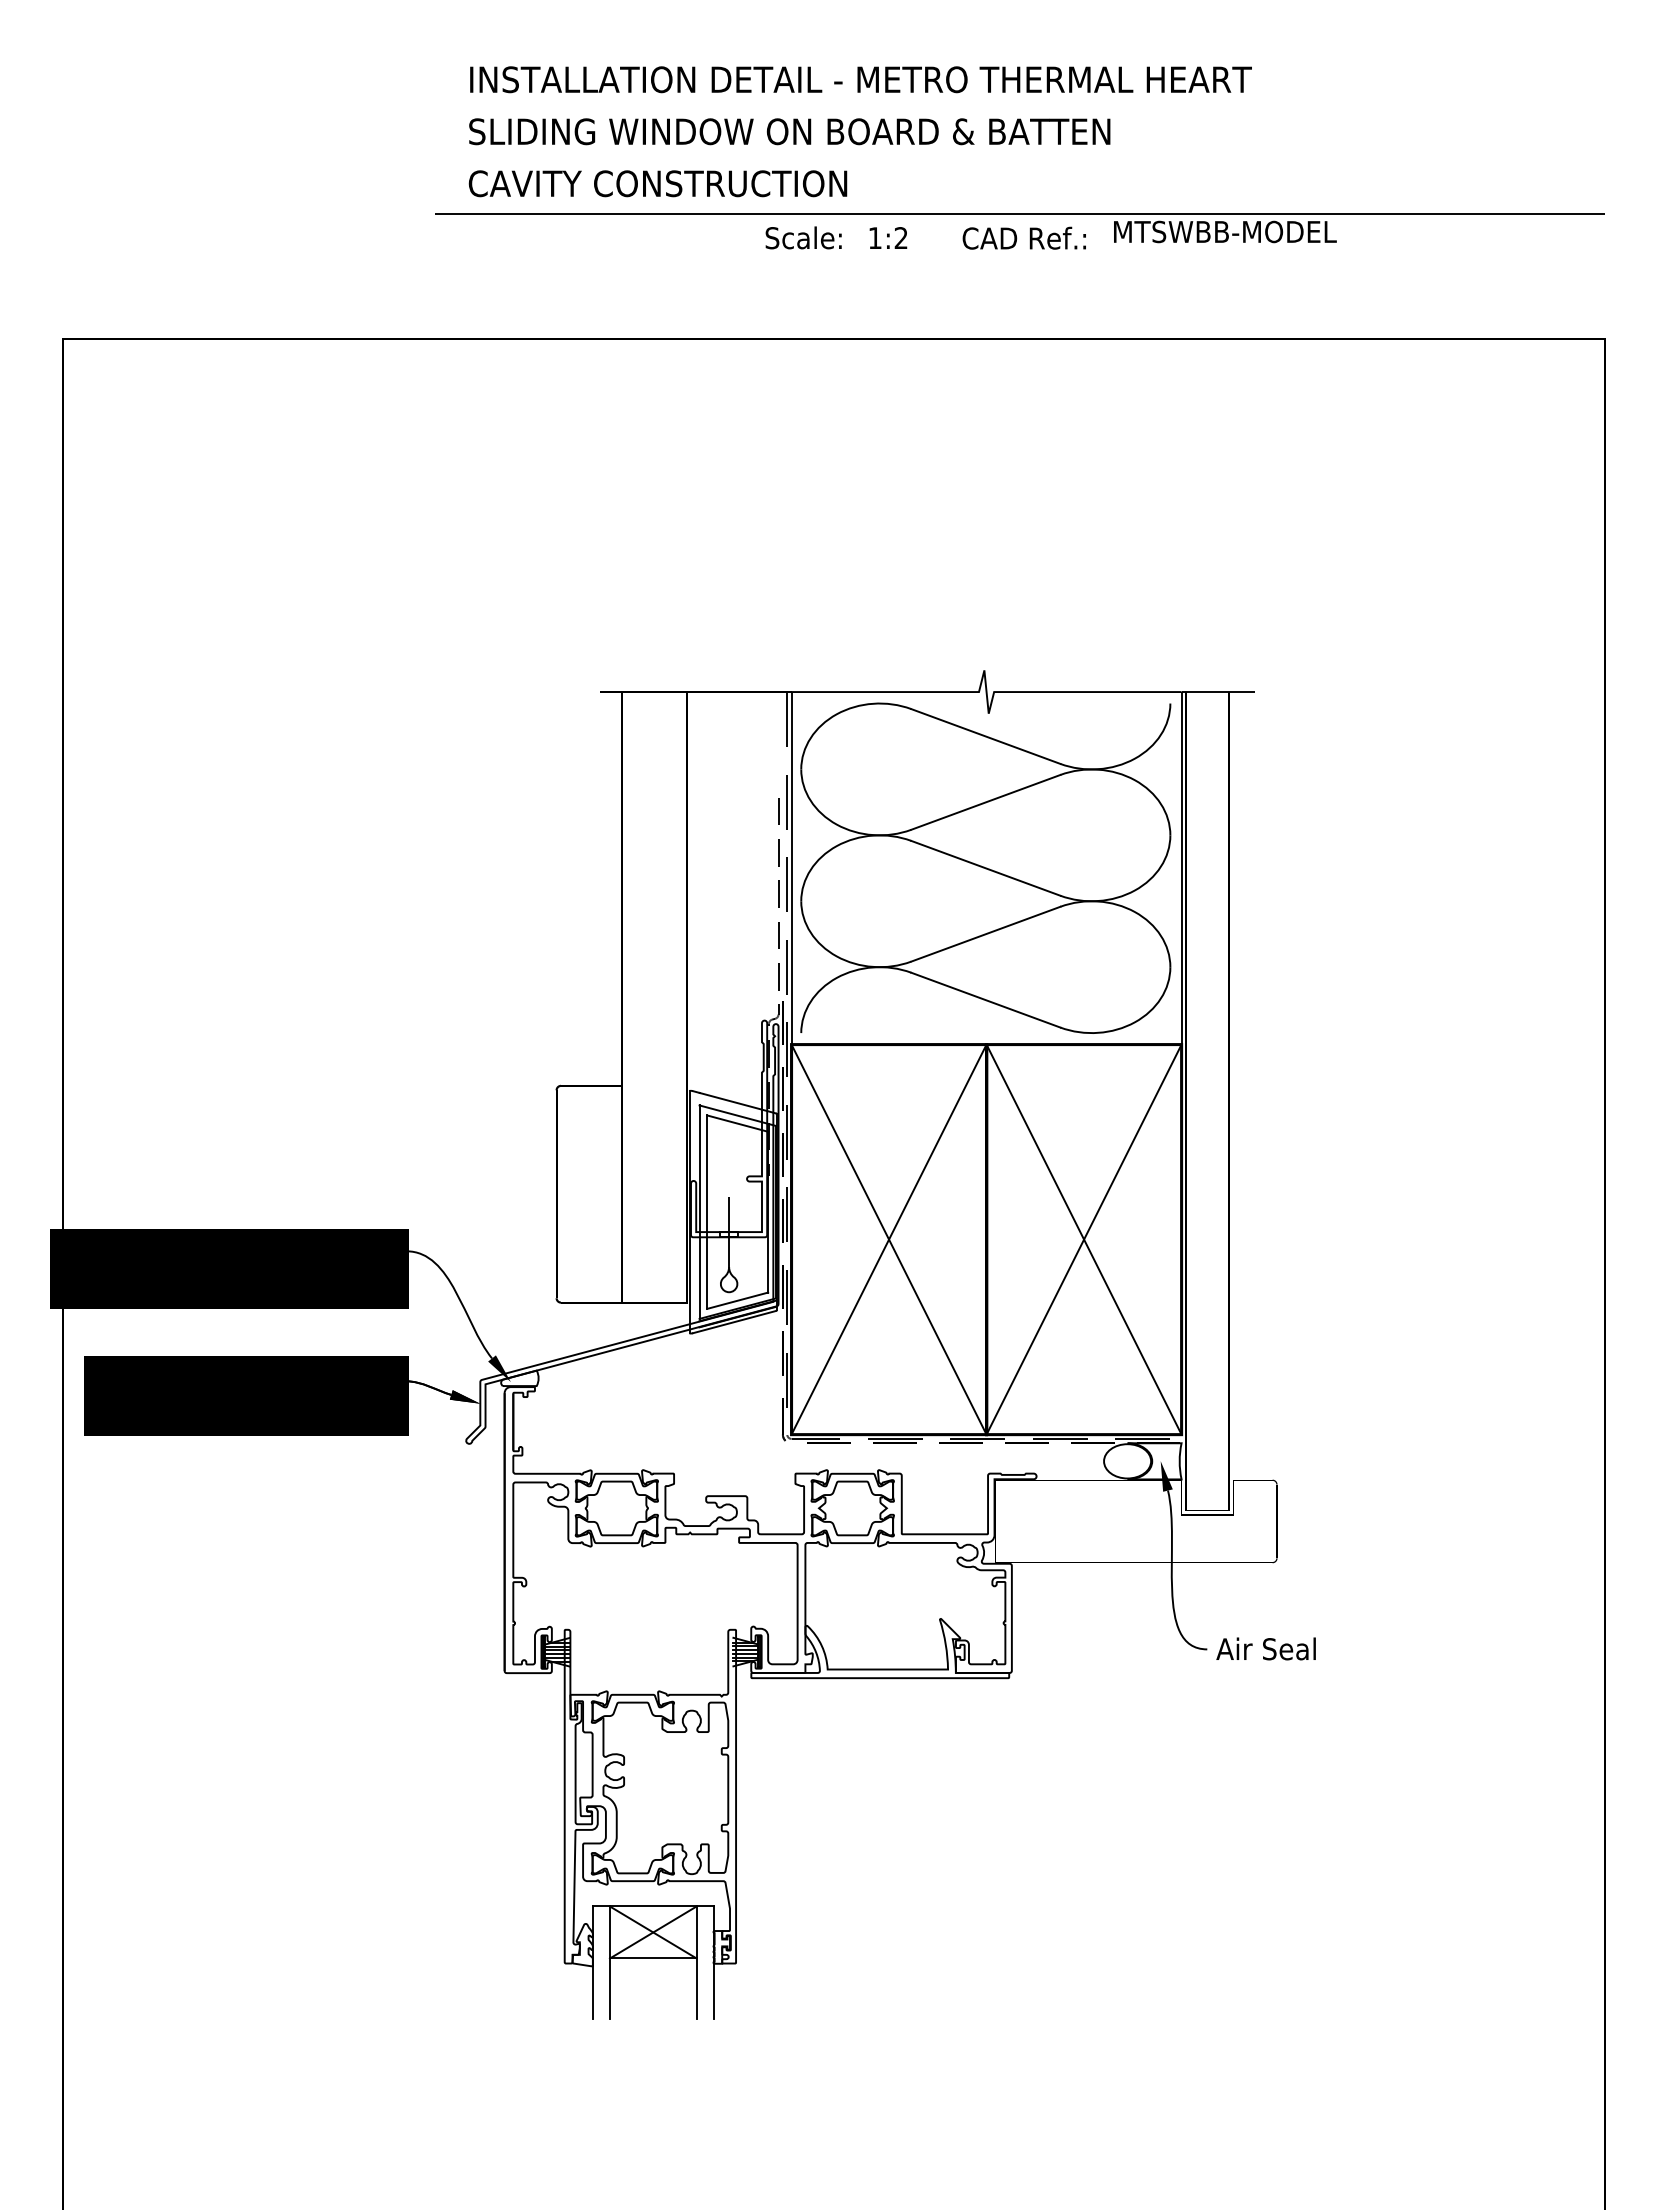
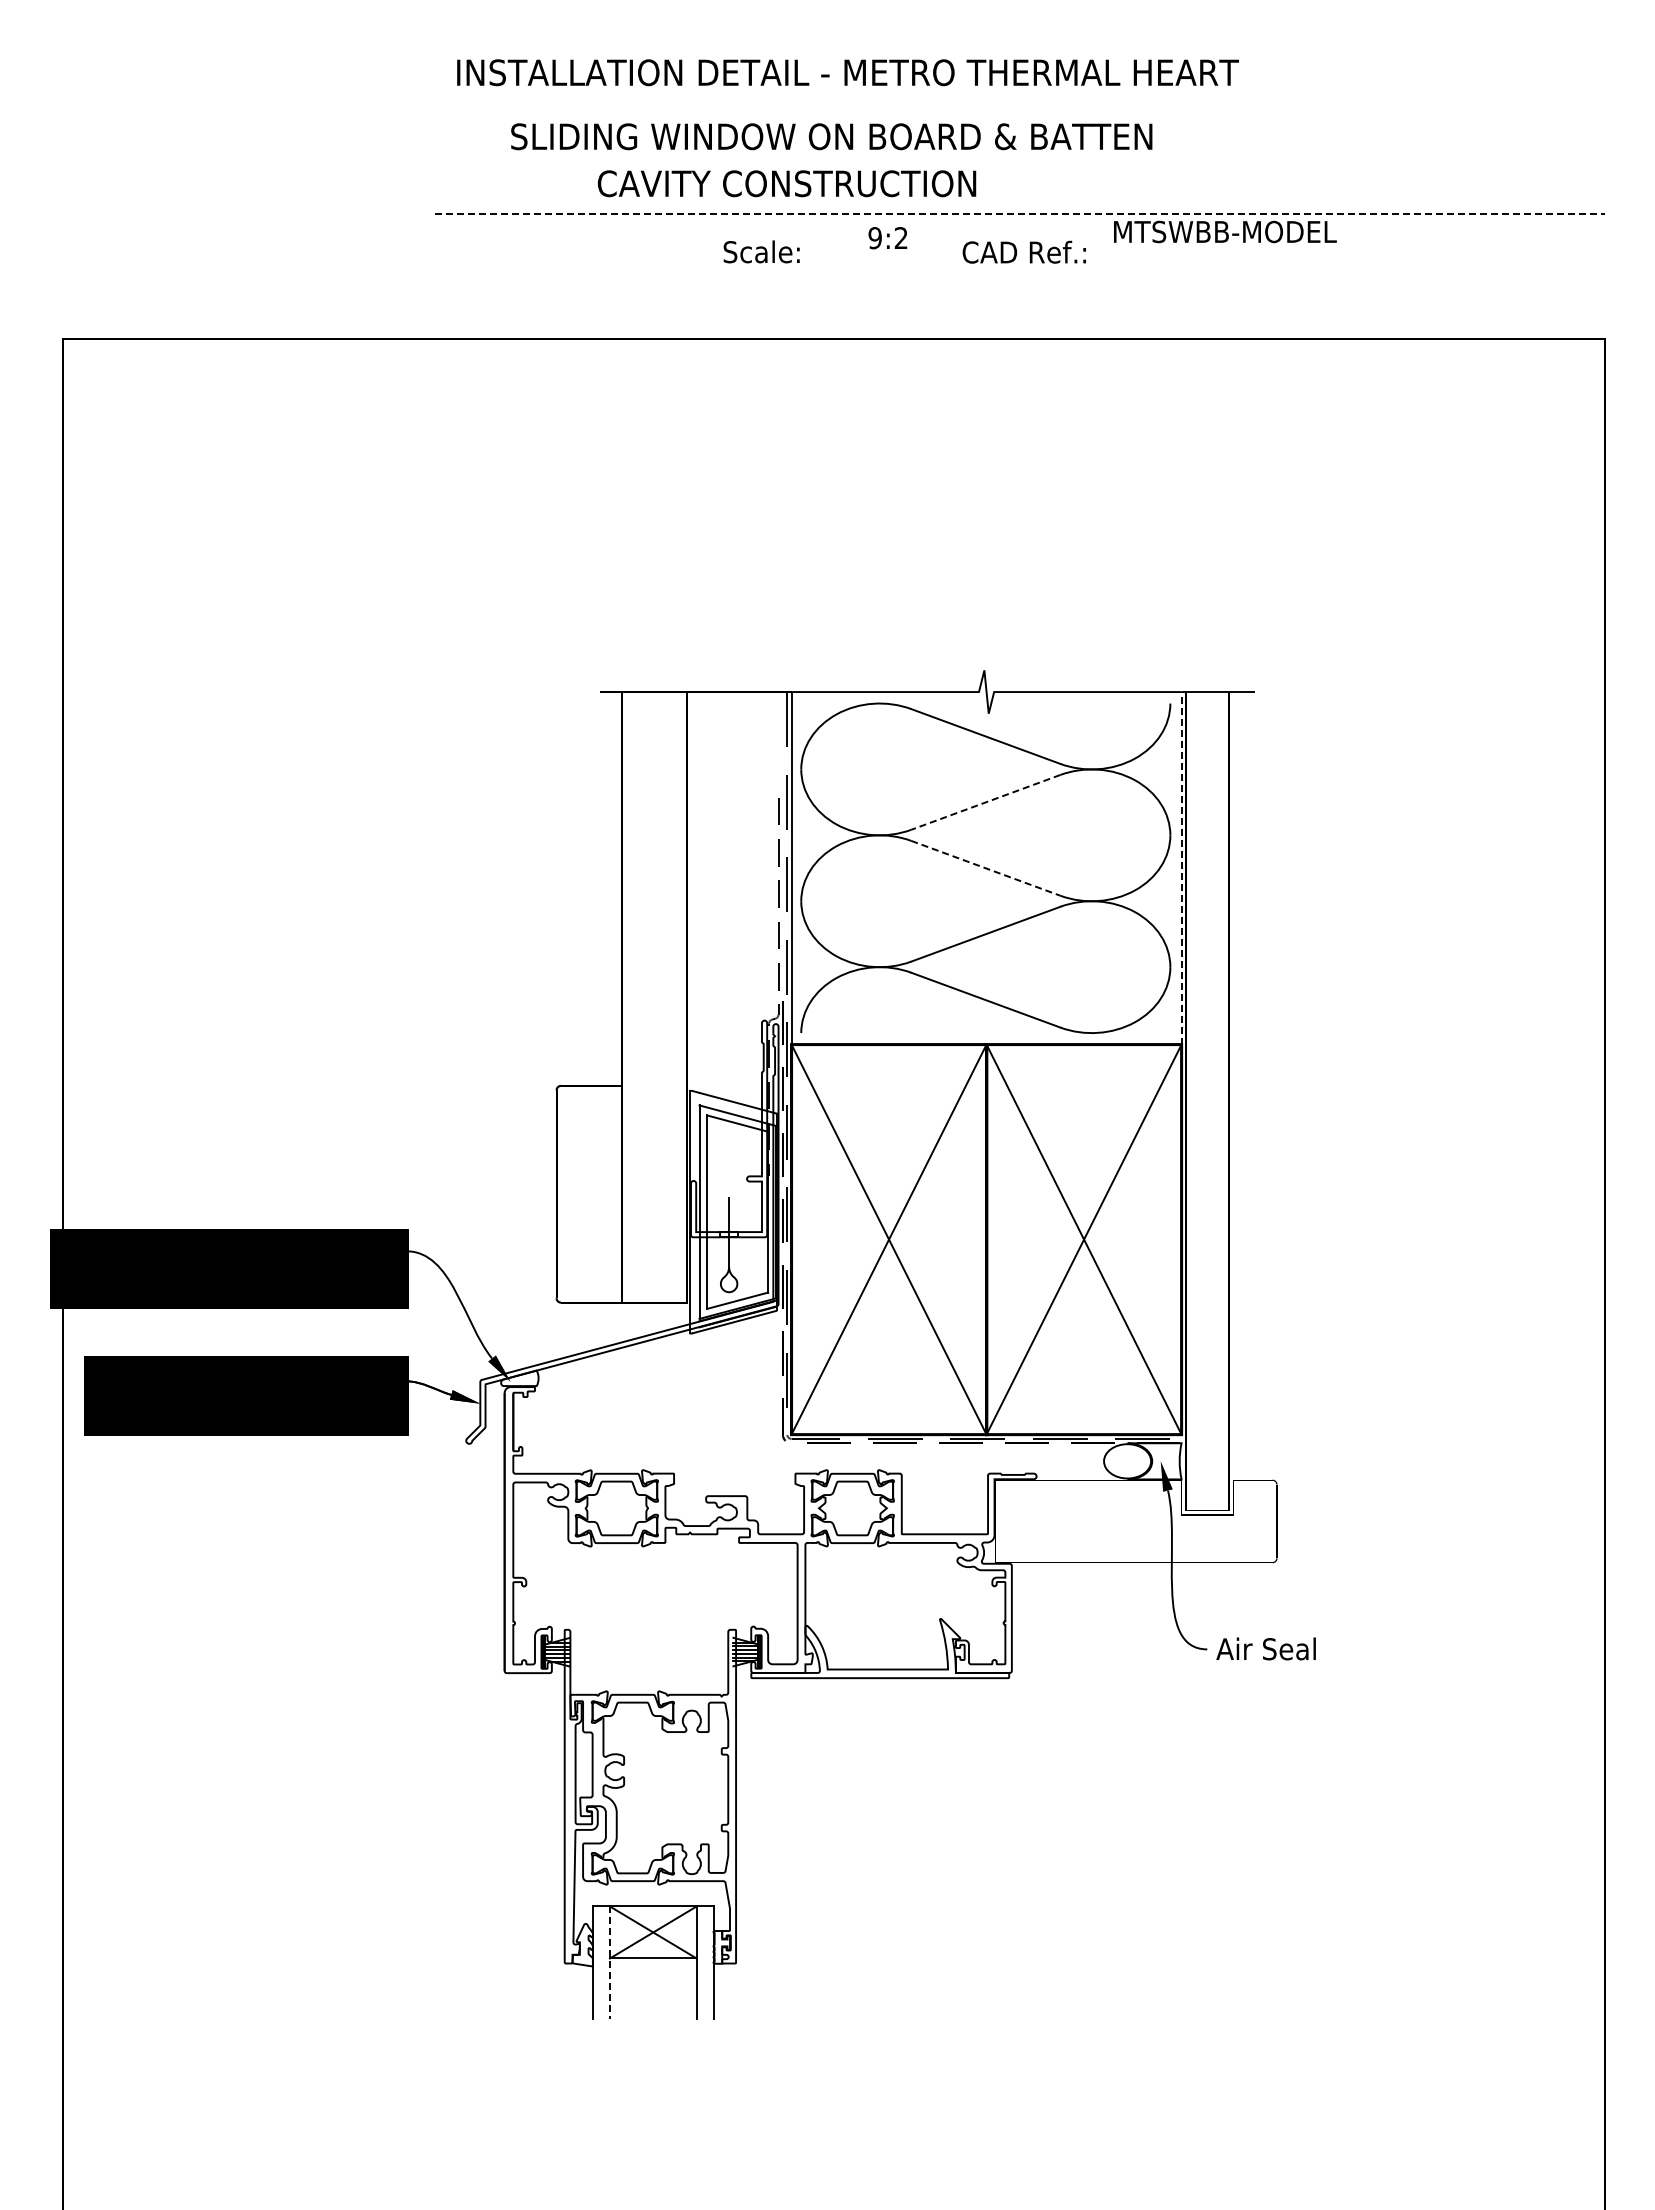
text position: (860, 79) -> (847, 72) (847, 72)
text position: (789, 131) -> (831, 136) (831, 136)
text position: (657, 183) -> (786, 183) (786, 183)
line: solid -> dashed (1020, 214)
text position: (803, 237) -> (761, 251) (761, 251)
text position: (1023, 237) -> (1023, 251) (1023, 251)
text: 1:2 -> 9:2 (874, 238)
line: solid -> dashed (985, 802)
line: solid -> dashed (1181, 867)
line: solid -> dashed (986, 868)
line: solid -> dashed (609, 1963)
